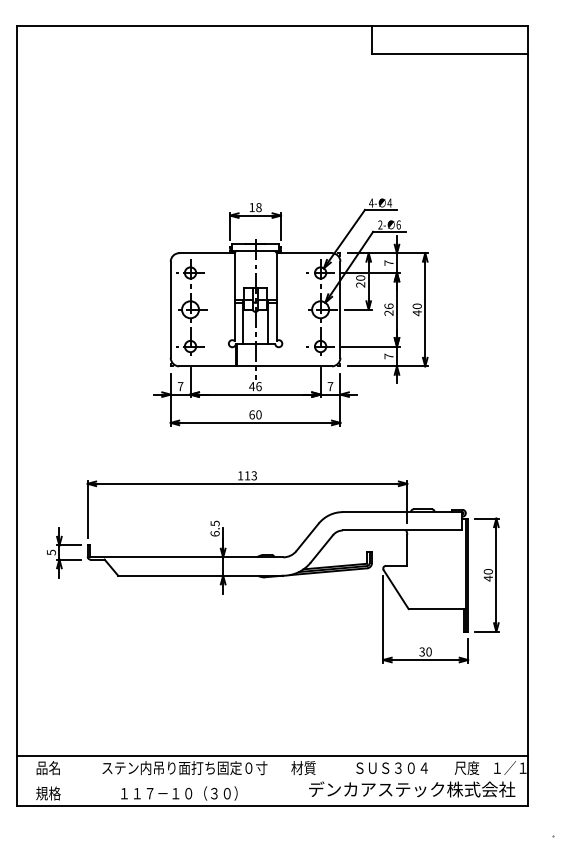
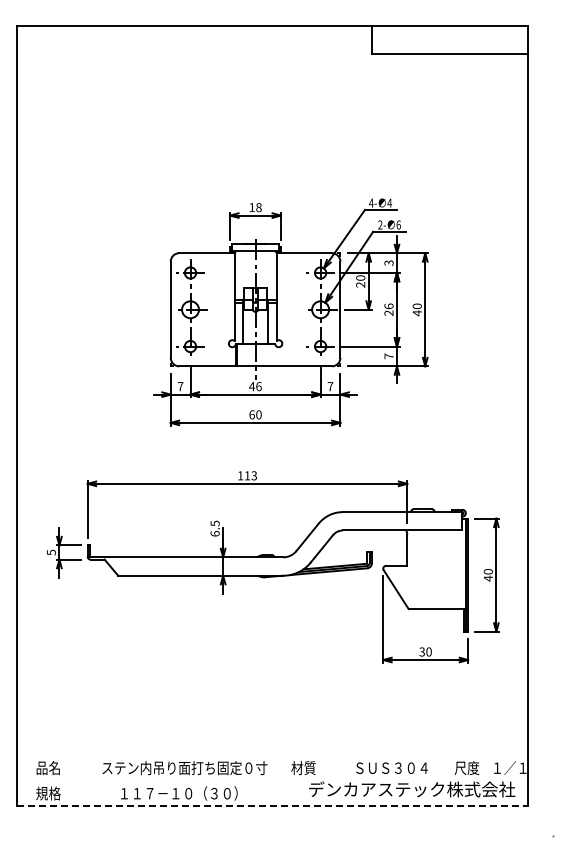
text: 7 -> 3 (388, 262)
line: present -> none (272, 755)
line: solid -> dashed (272, 806)
